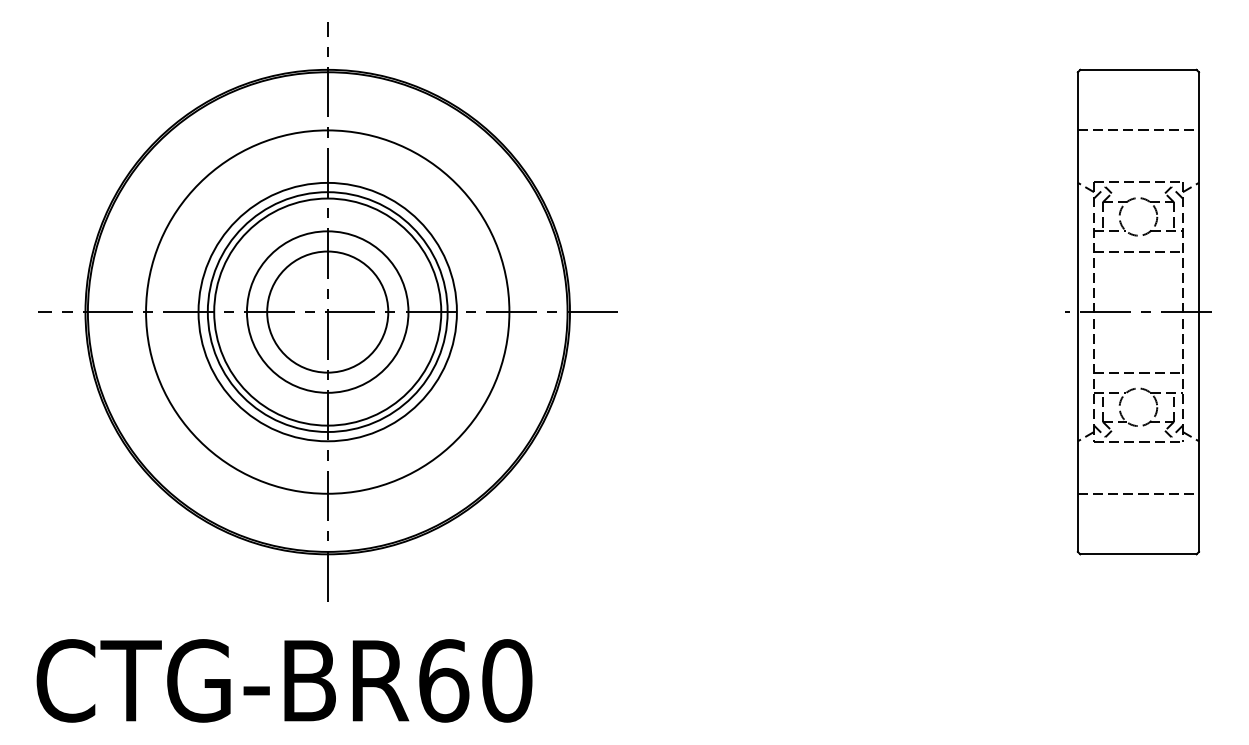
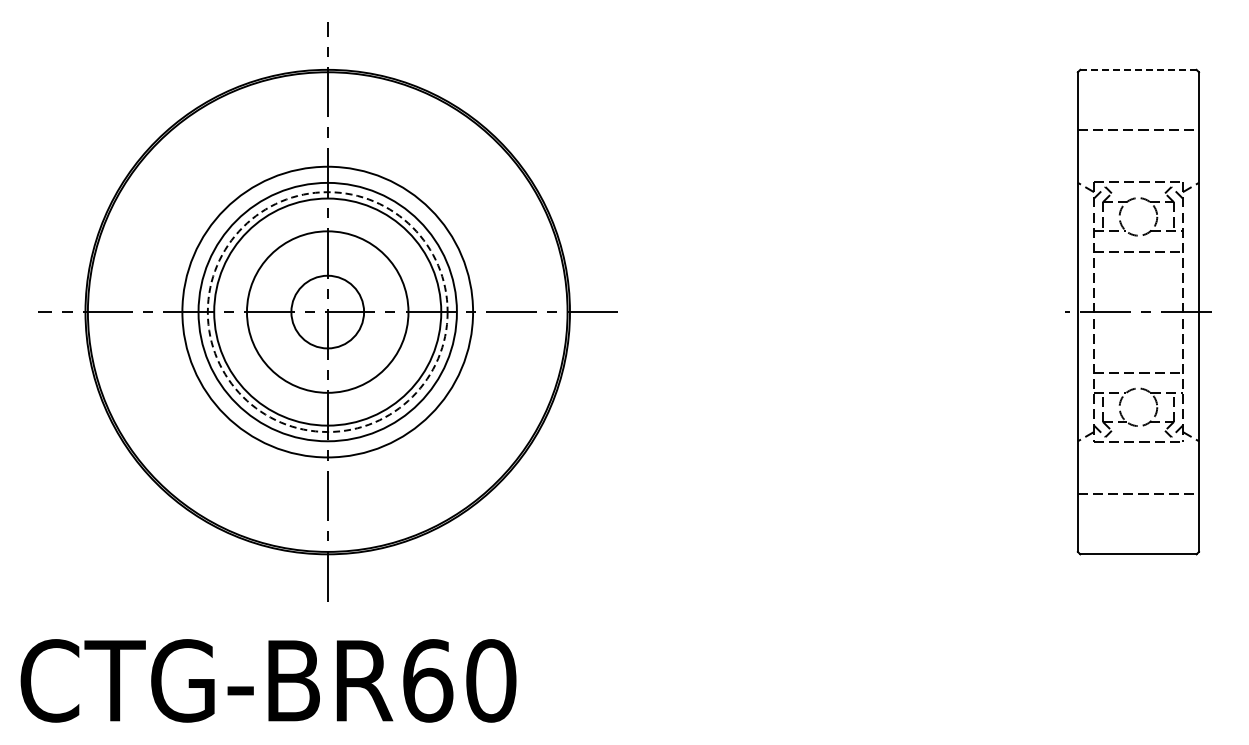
line: solid -> dashed (1138, 69)
circle diameter: 121 px -> 73 px (327, 311)
circle diameter: 363 px -> 291 px (327, 311)
circle: solid -> dashed (327, 312)
text position: (284, 680) -> (268, 680) (268, 680)
